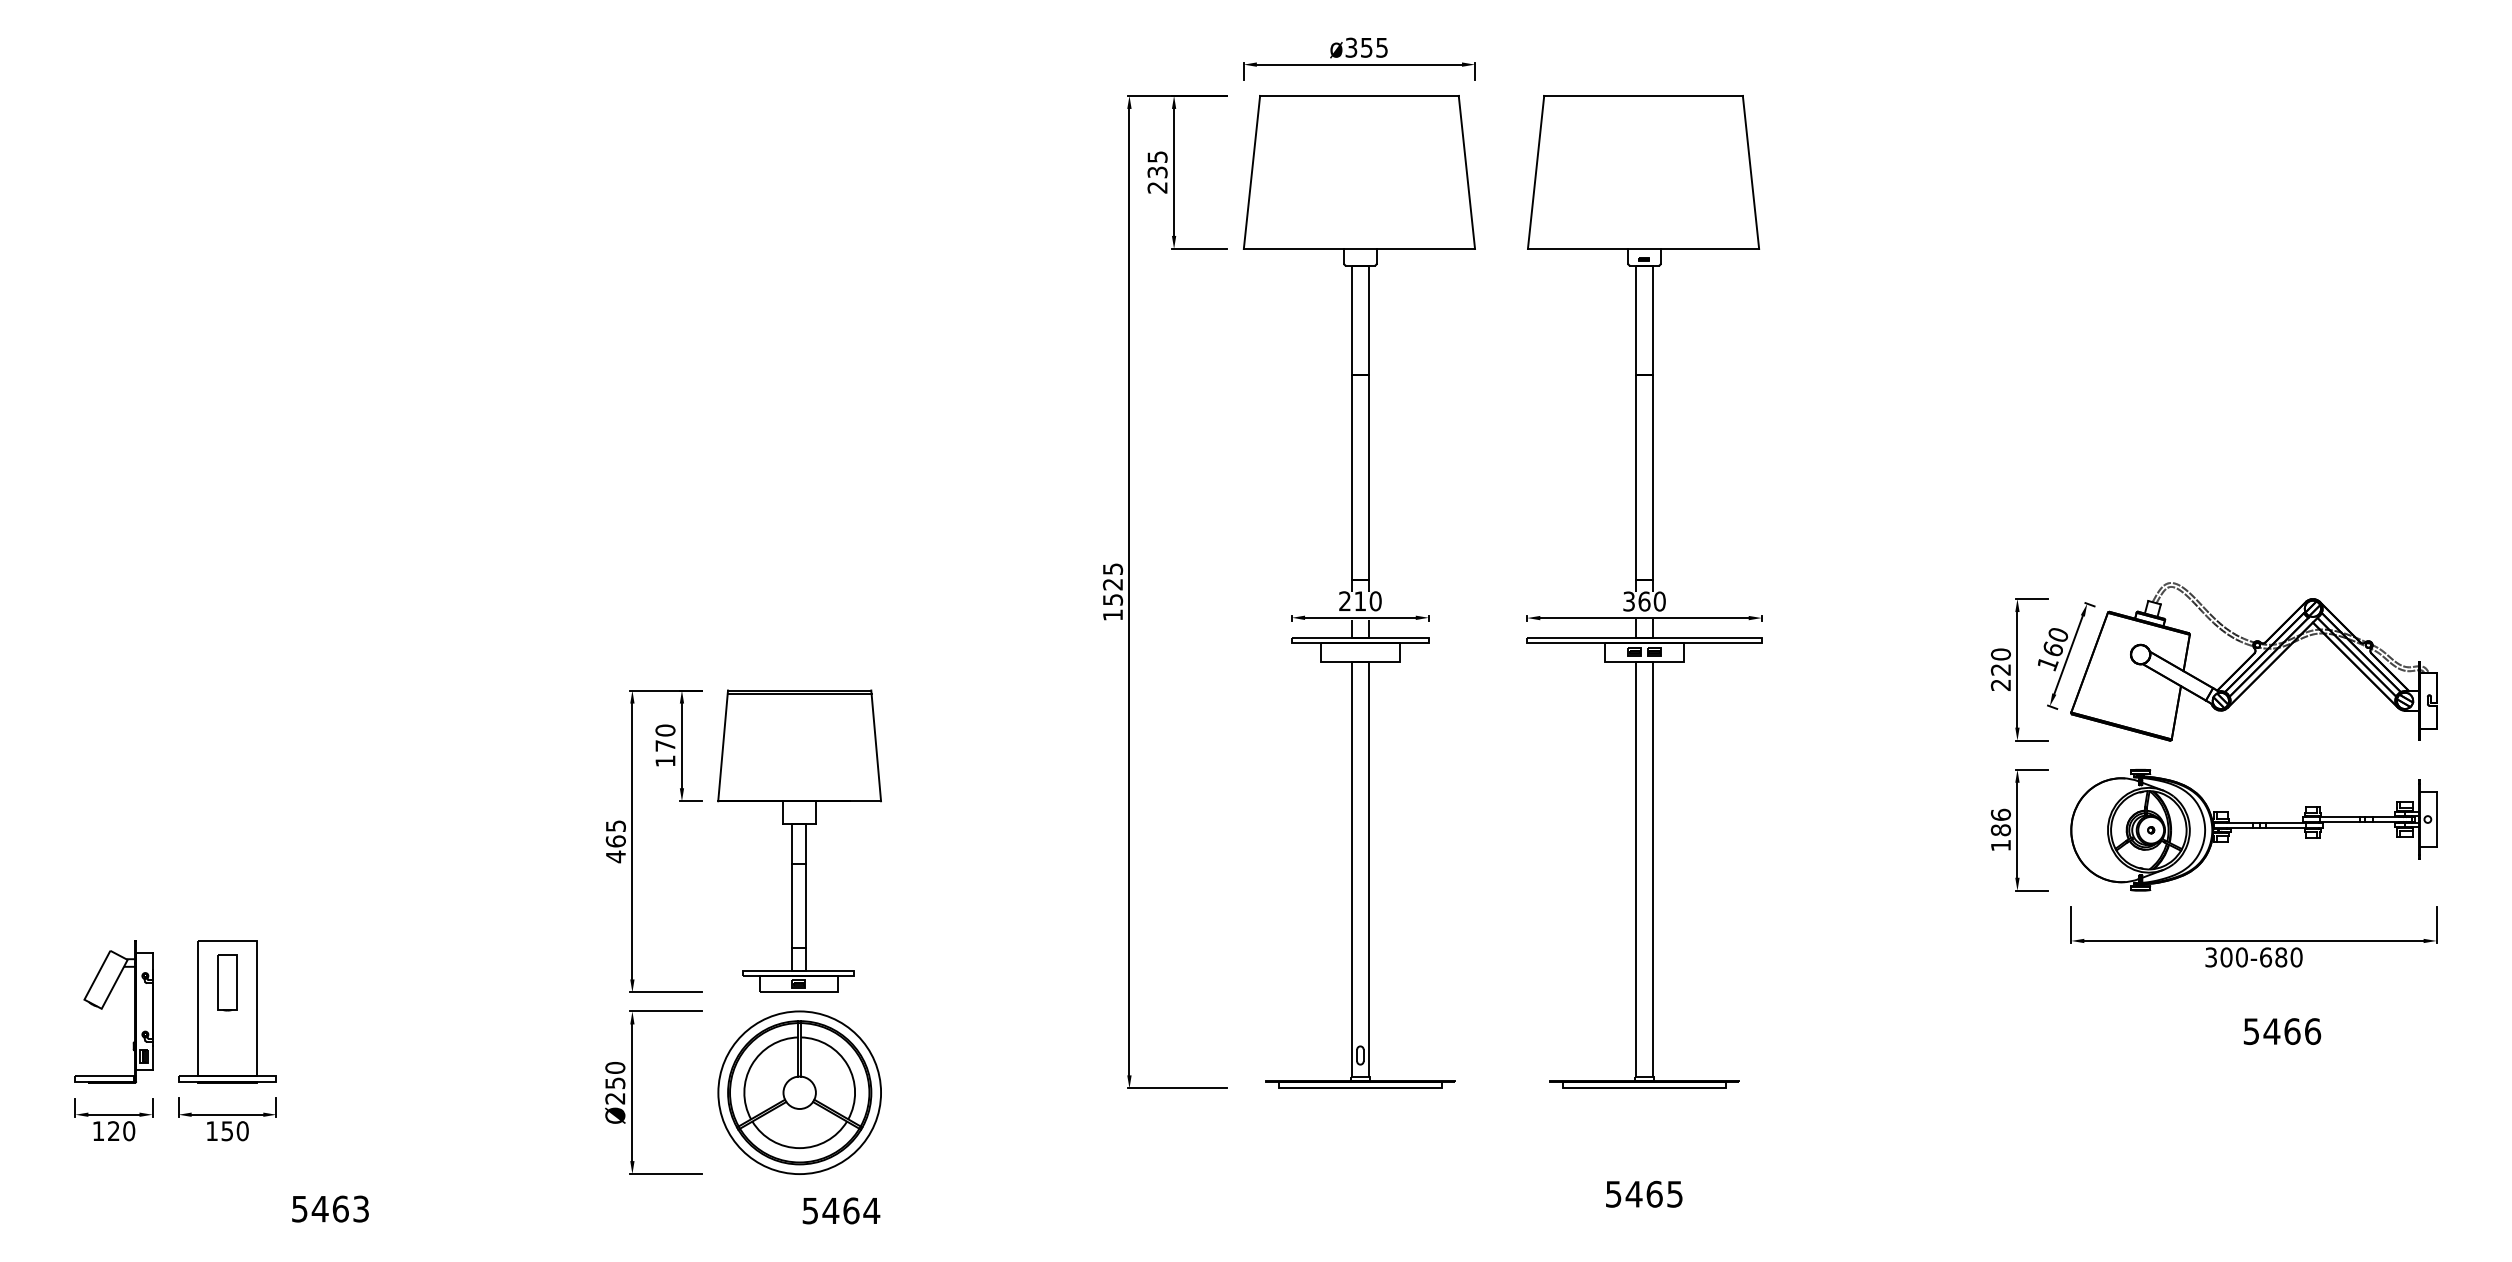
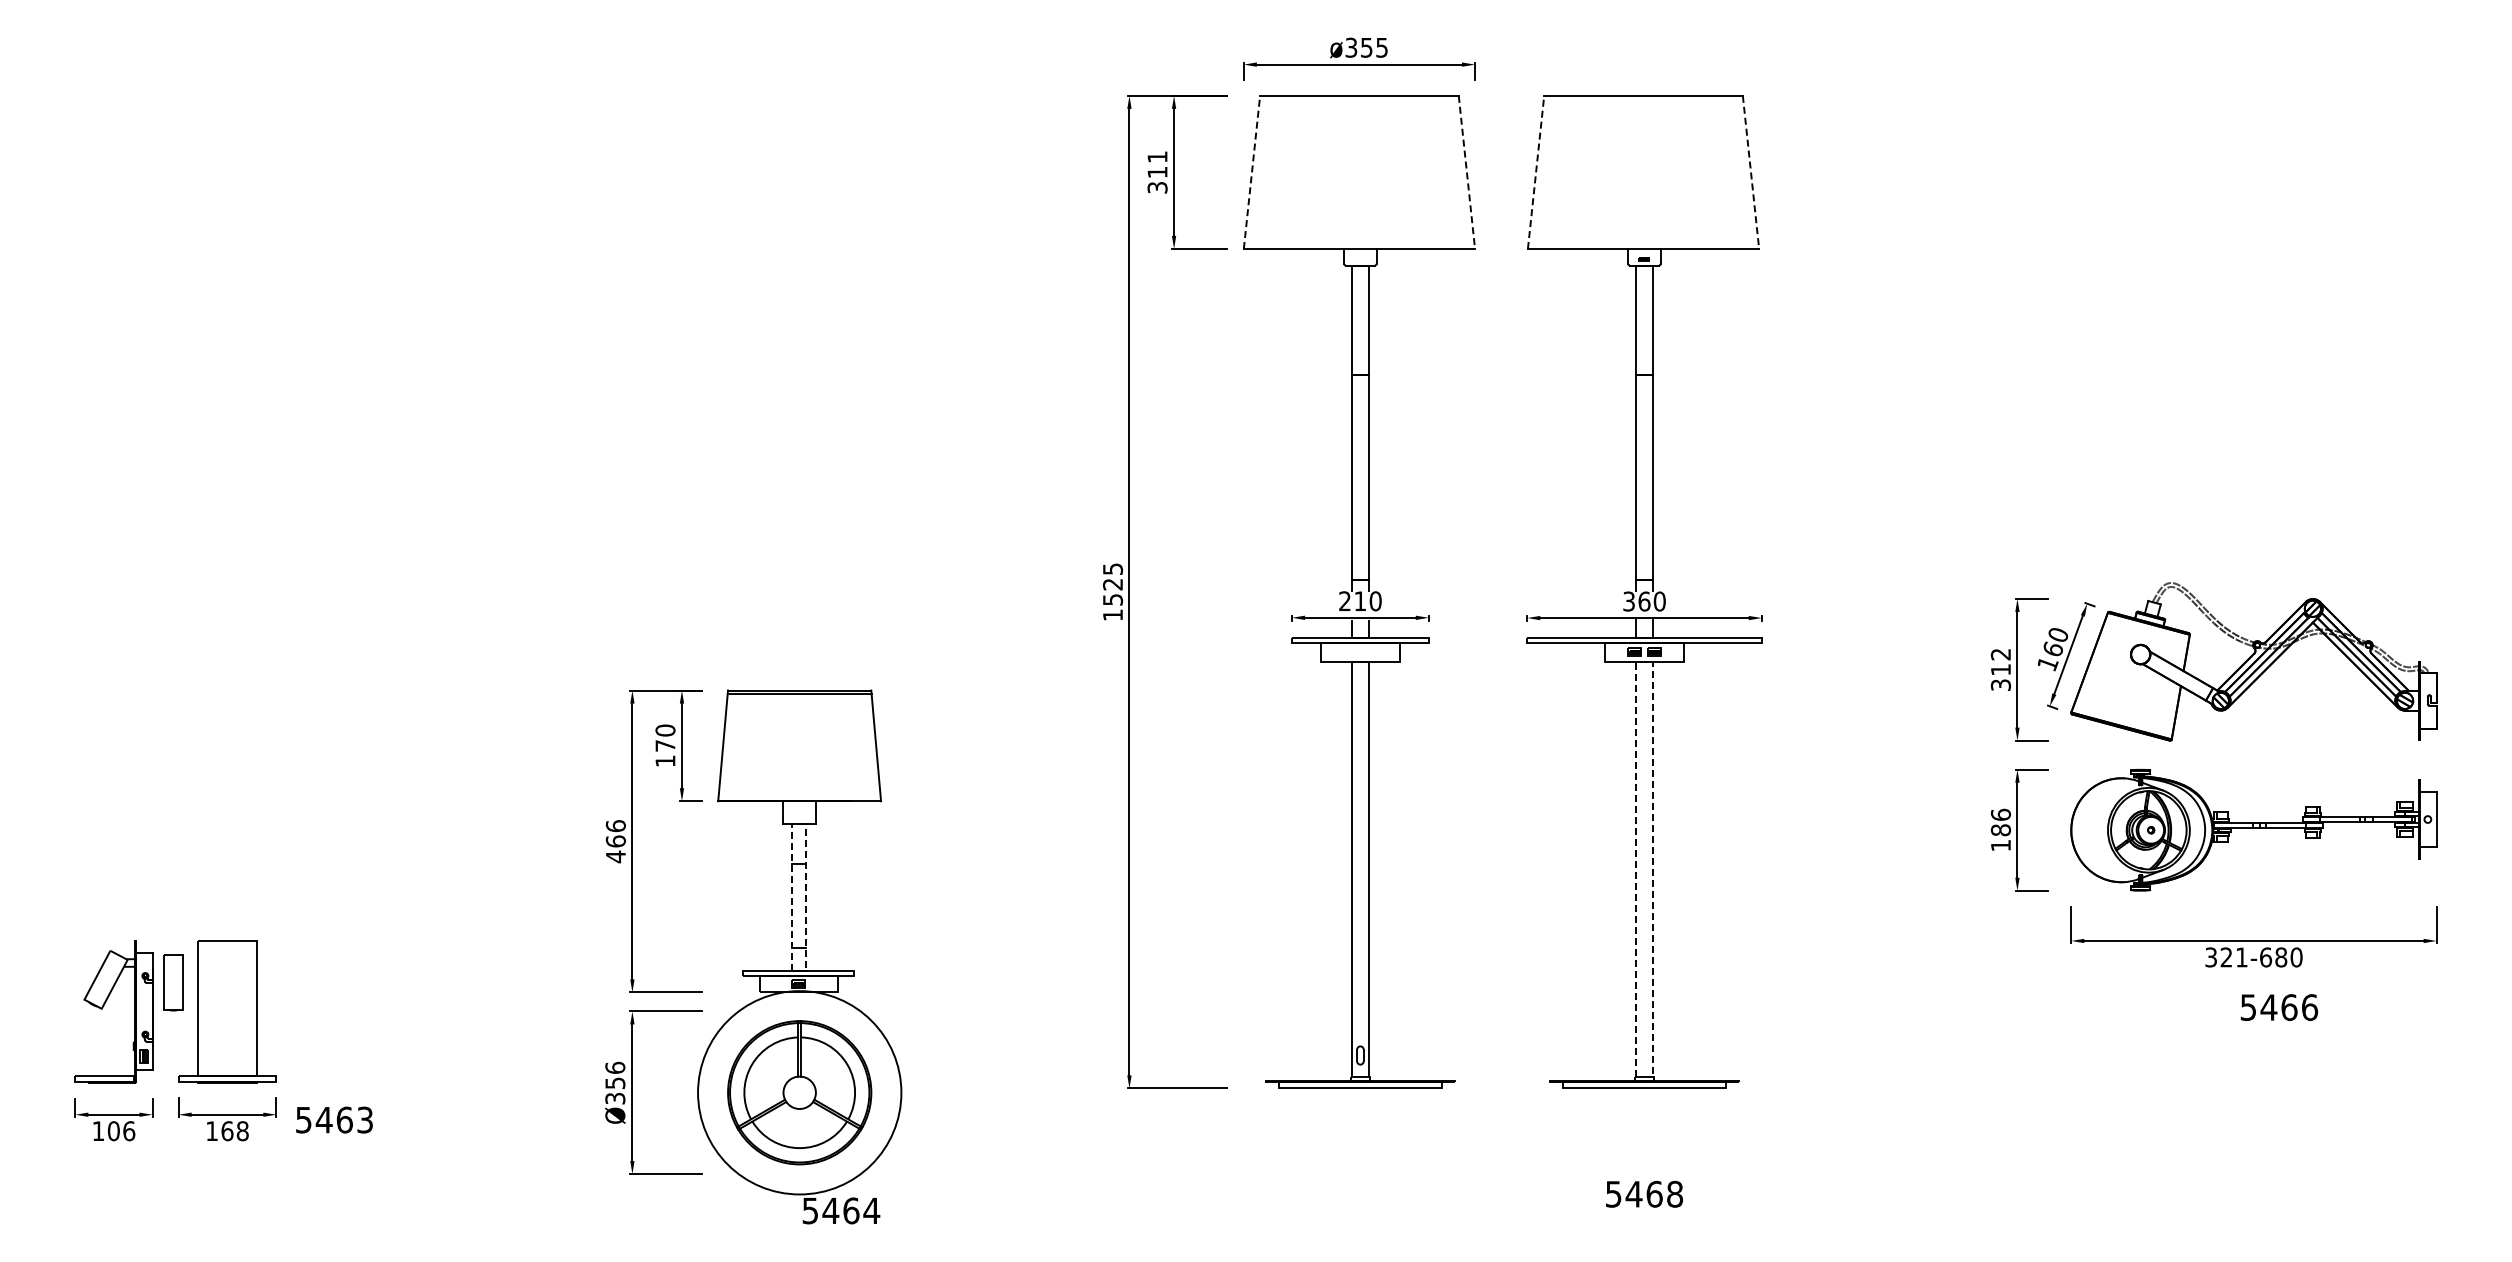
text: 235 -> 311 (1157, 172)
line: solid -> dashed (1251, 172)
line: solid -> dashed (1466, 172)
line: solid -> dashed (1536, 172)
line: solid -> dashed (1751, 172)
line: solid -> dashed (1644, 662)
text: 220 -> 312 (2000, 669)
line: solid -> dashed (799, 824)
text: 465 -> 466 (615, 826)
text: 300-680 -> 321-680 (2233, 957)
part position: (227, 982) -> (173, 982) (173, 982)
text position: (2282, 1031) -> (2279, 1007) (2279, 1007)
text: Ø250 -> Ø356 (615, 1082)
circle diameter: 163 px -> 203 px (799, 1092)
text: 120 -> 106 (121, 1131)
text: 150 -> 168 (234, 1131)
text: 5465 -> 5468 (1675, 1193)
text position: (330, 1208) -> (334, 1119) (334, 1119)
